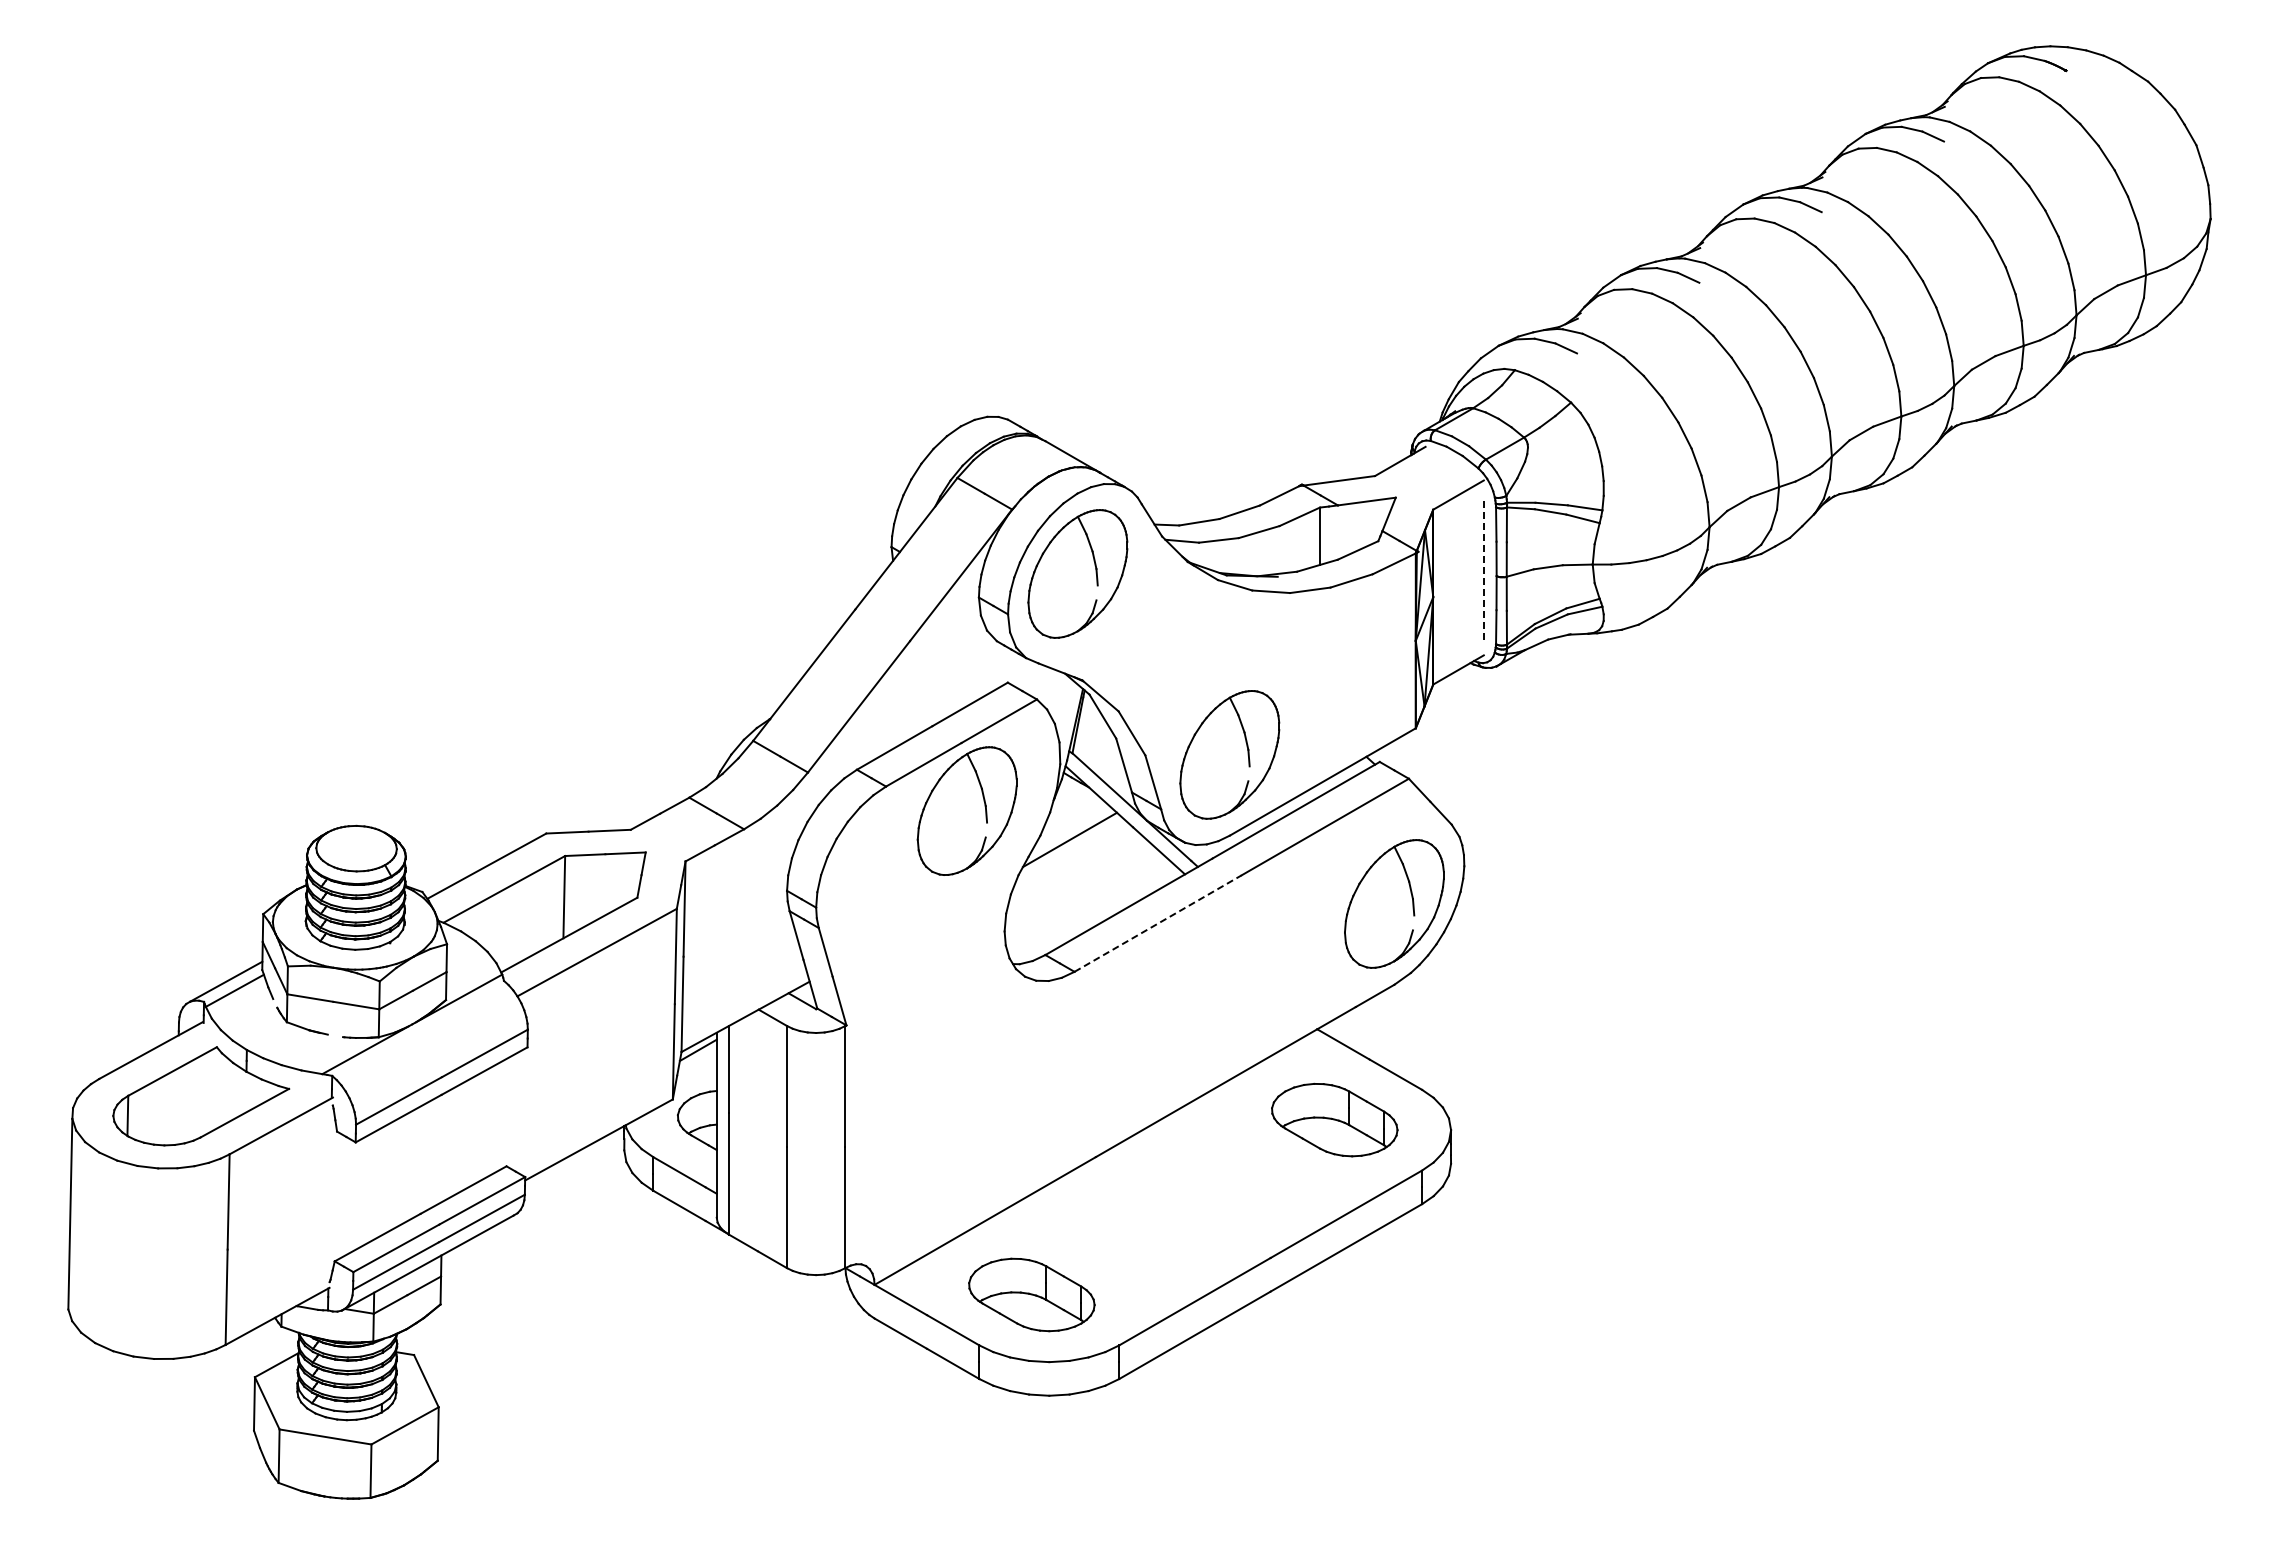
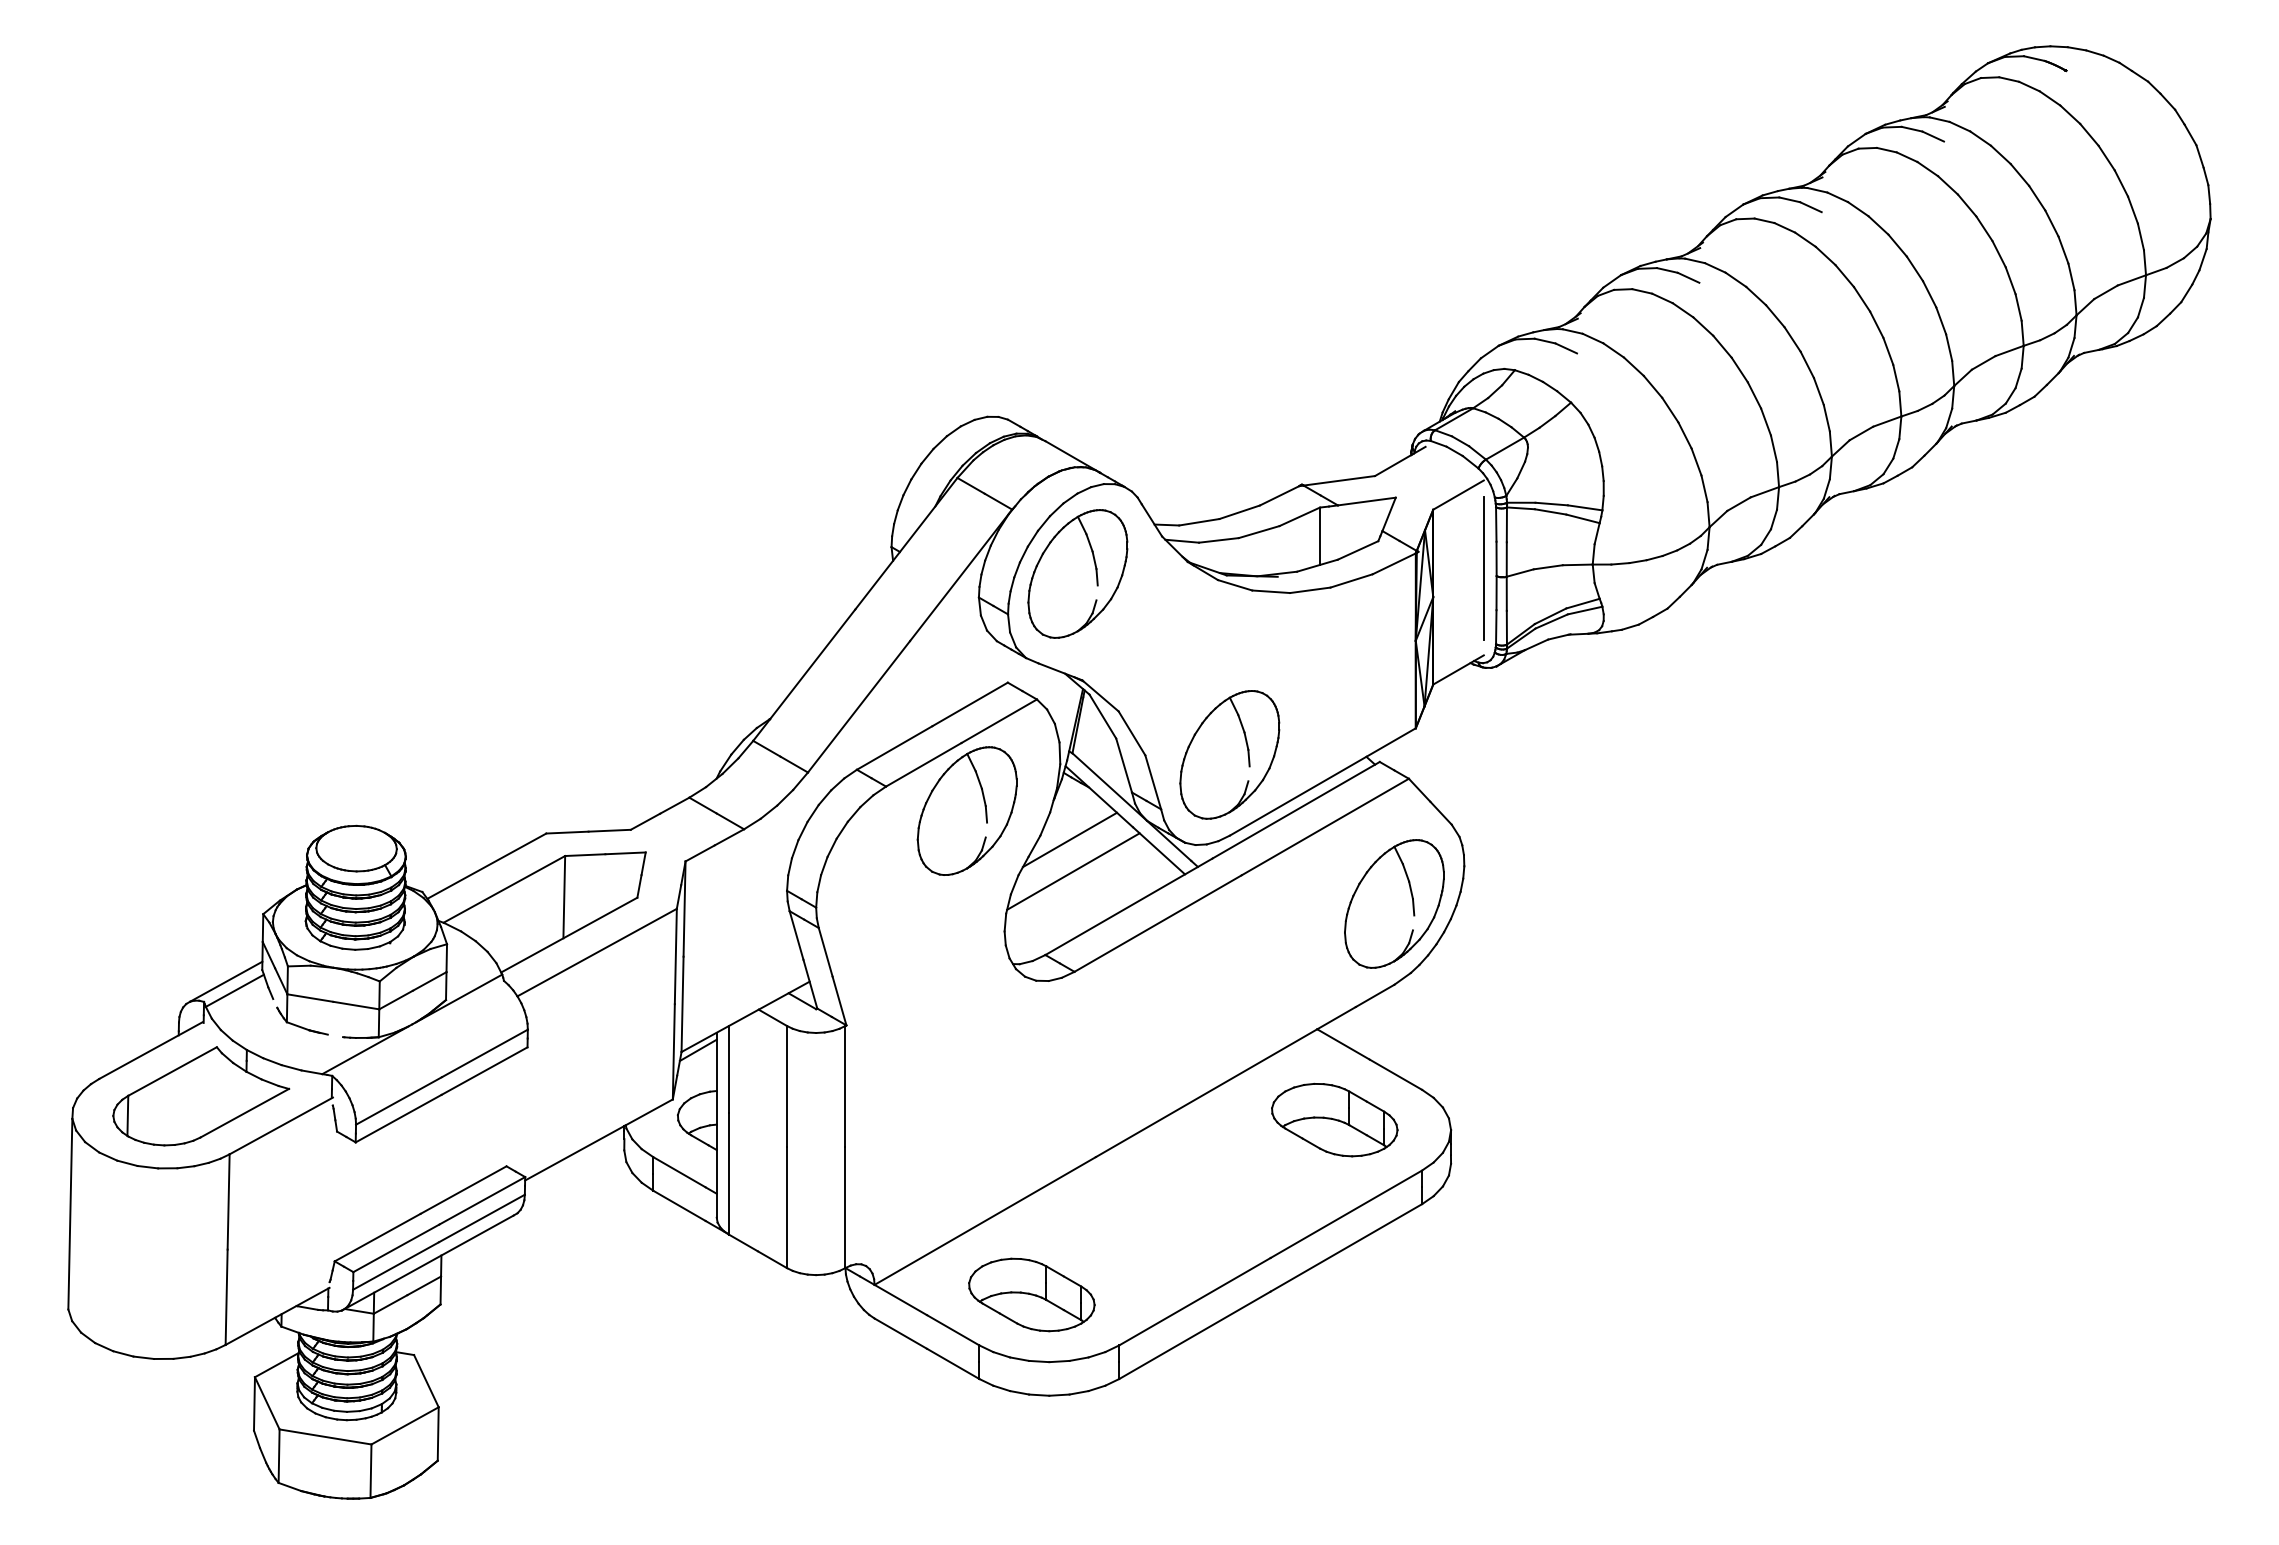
line: dashed -> solid (1483, 568)
line: none -> present (1073, 871)
line: dashed -> solid (1158, 923)
